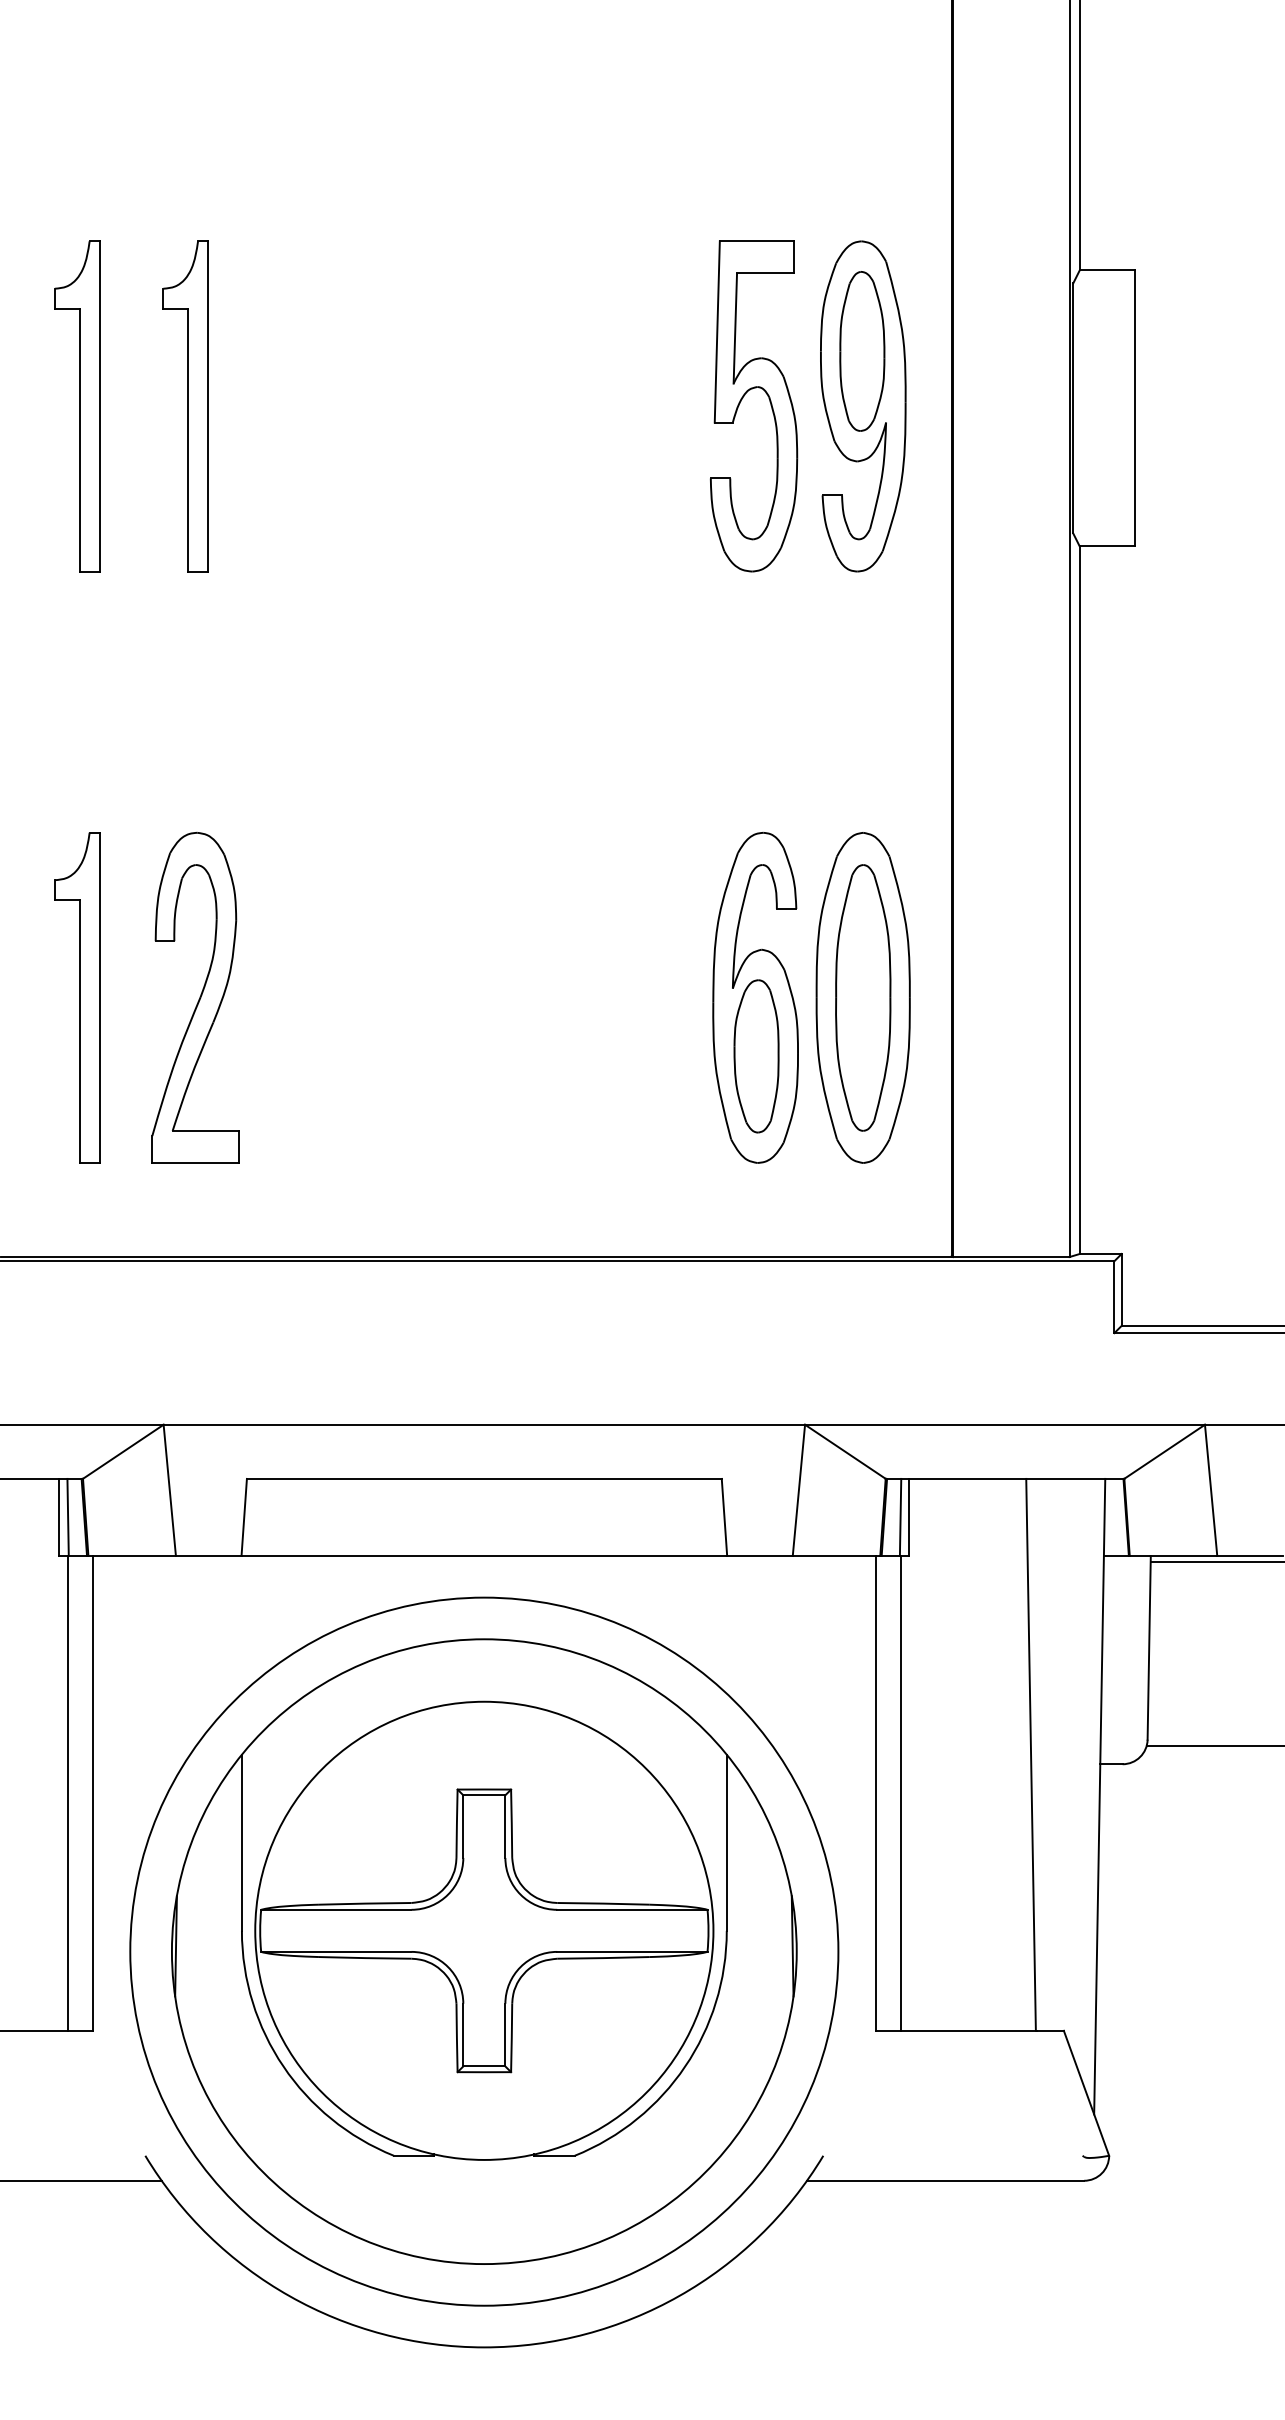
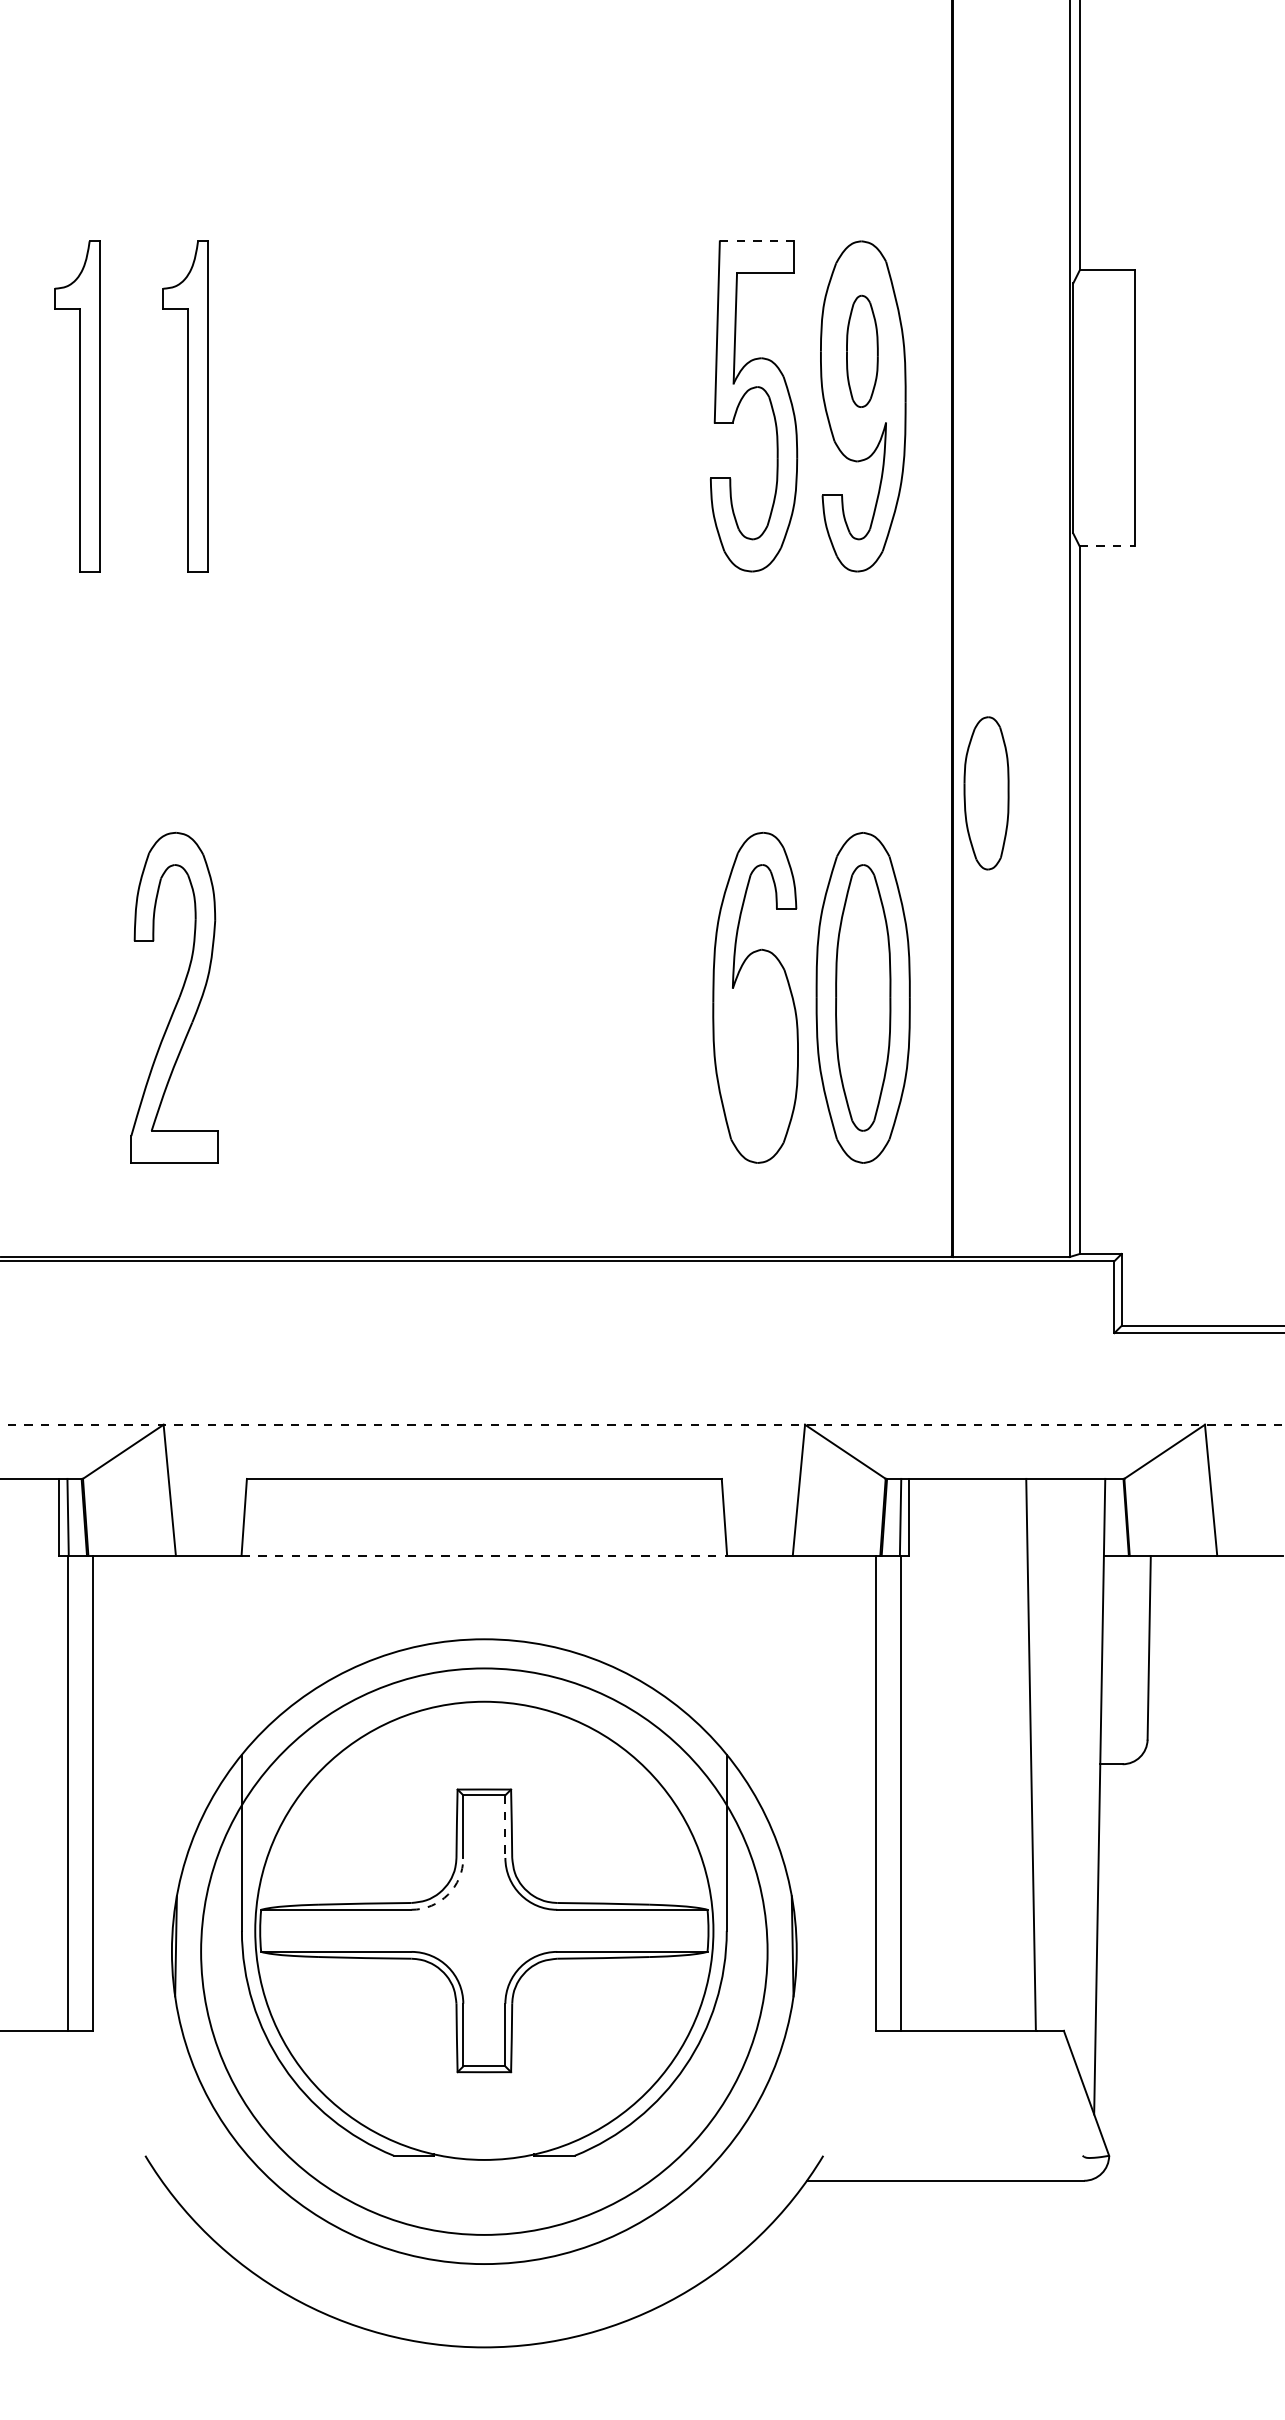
line: solid -> dashed (756, 241)
part size: 47x161 px -> 33x114 px (862, 350)
line: solid -> dashed (1107, 546)
part: present -> none (77, 997)
part position: (195, 997) -> (174, 997) (174, 997)
part position: (756, 1056) -> (986, 793) (986, 793)
line: solid -> dashed (642, 1424)
line: solid -> dashed (484, 1555)
line: present -> none (1215, 1562)
line: present -> none (1213, 1745)
line: solid -> dashed (505, 1827)
arc: solid -> dashed (448, 1894)
circle diameter: 708 px -> 566 px (484, 1951)
line: present -> none (81, 2180)
